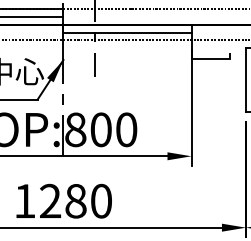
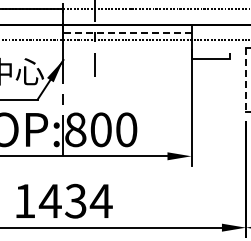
line: present -> none (32, 17)
line: solid -> dashed (126, 32)
line: solid -> dashed (245, 80)
text: 1280 -> 1434 (75, 200)
